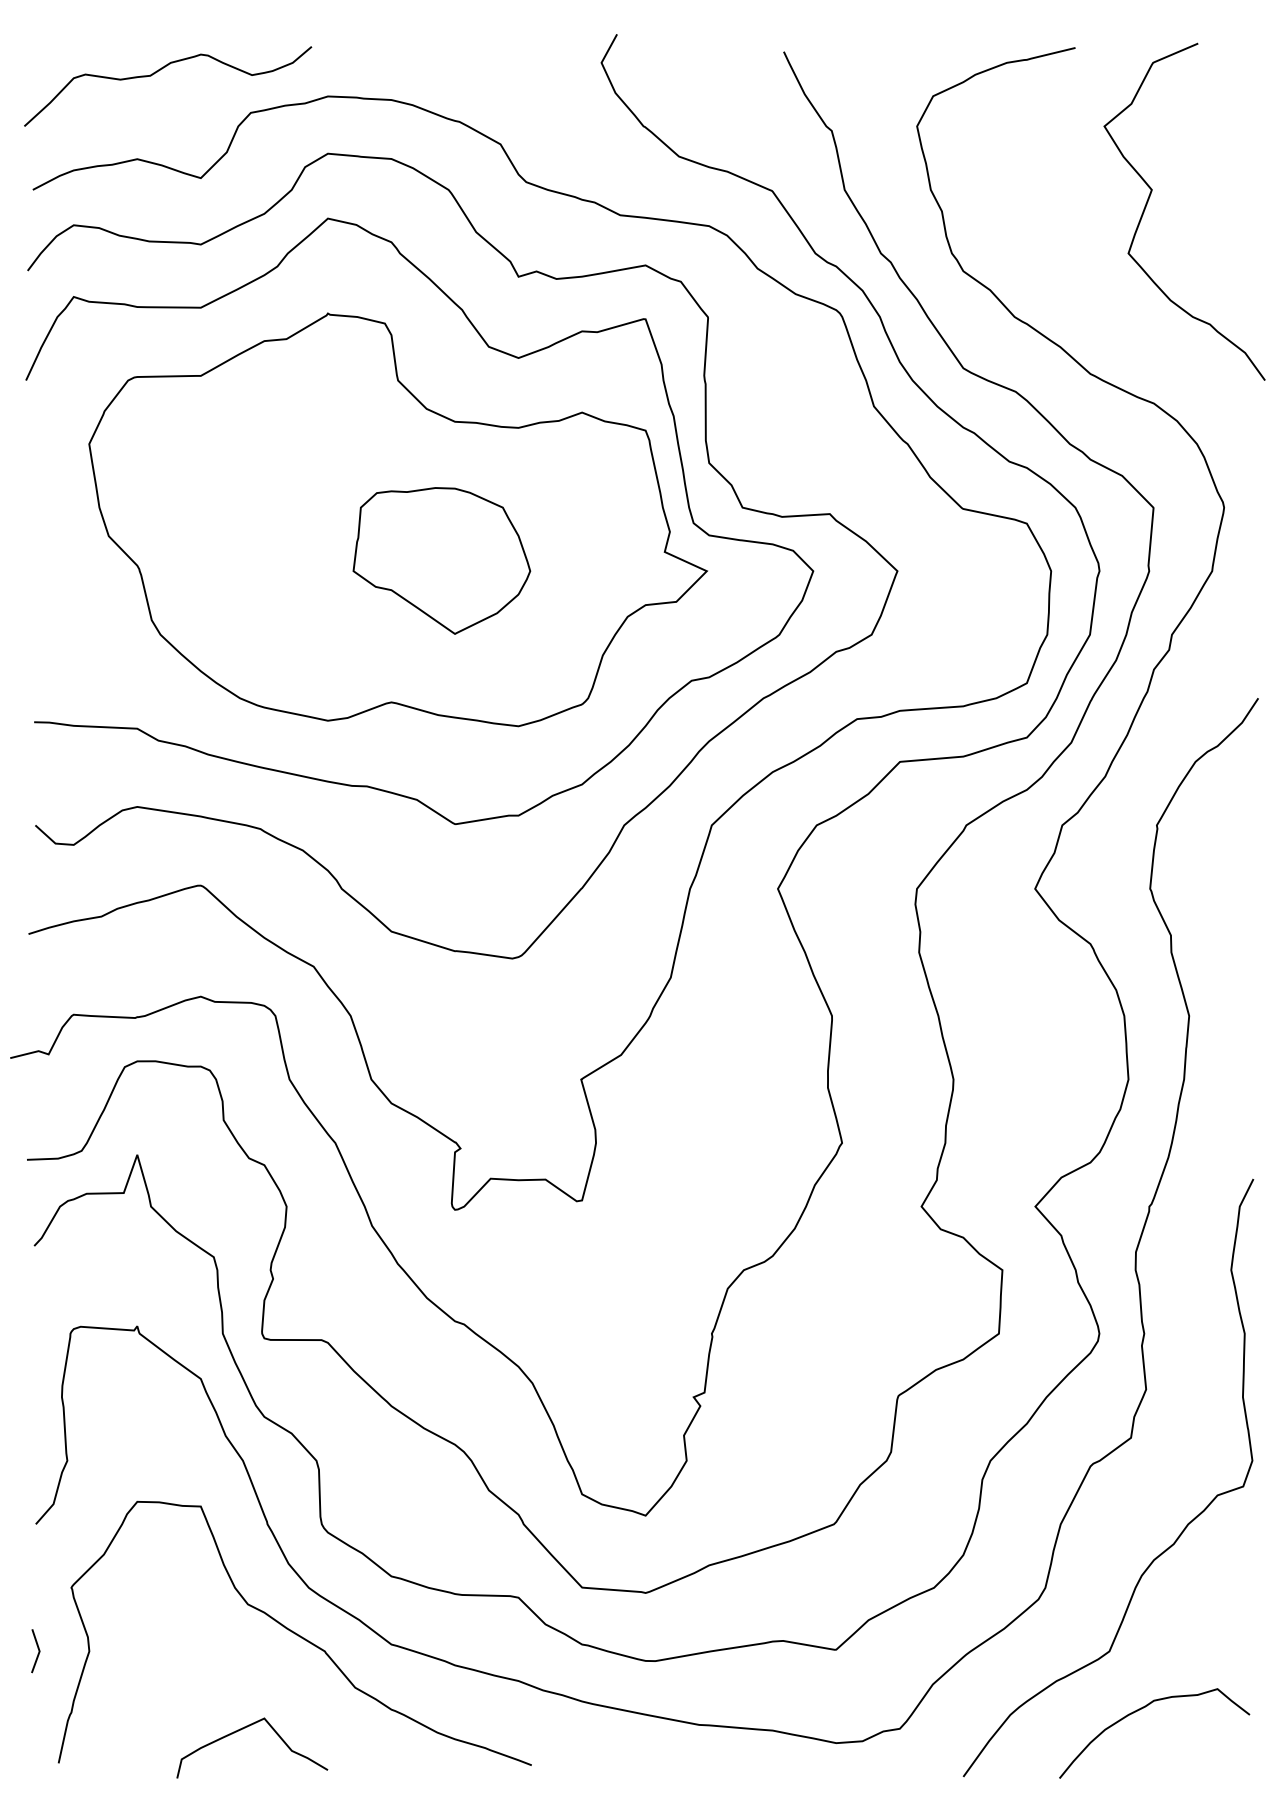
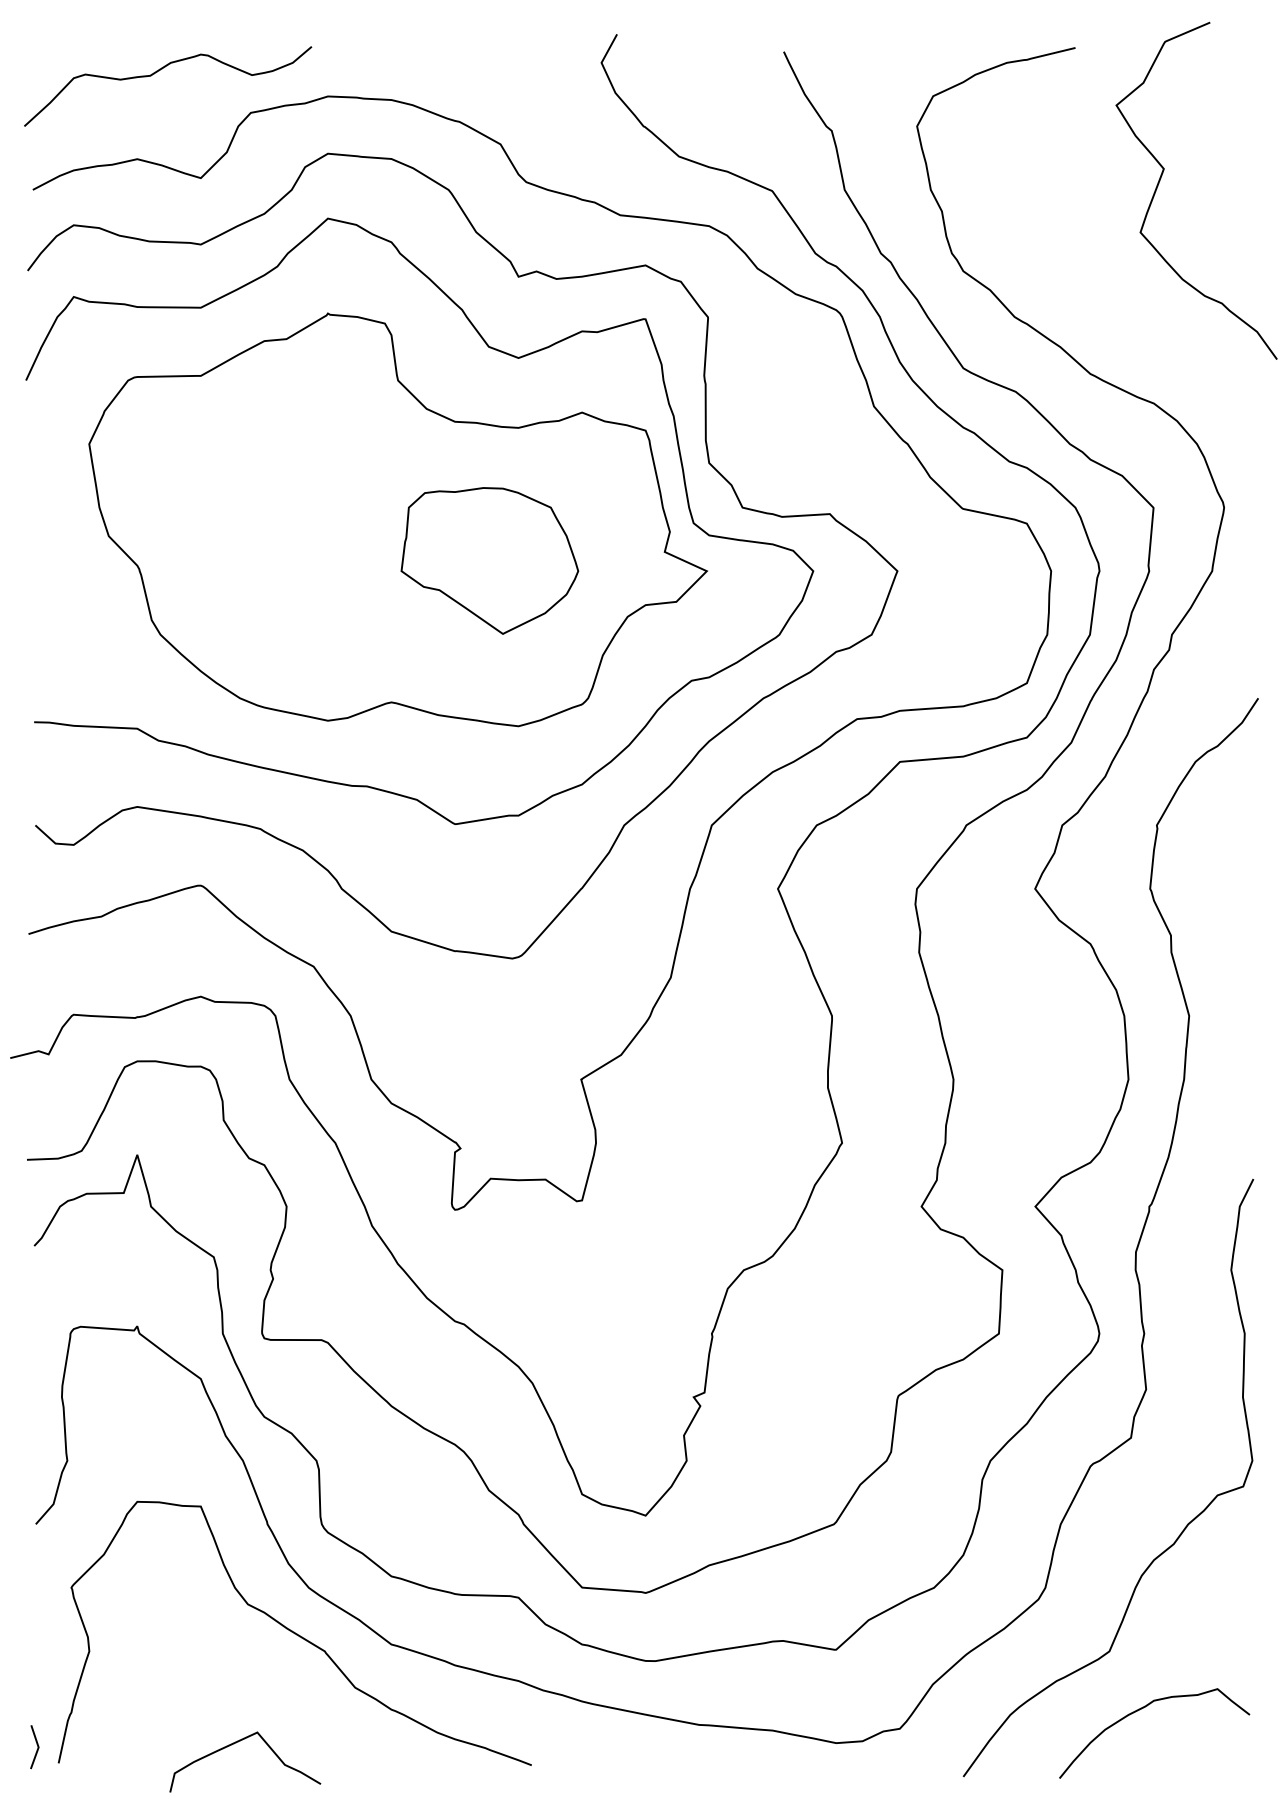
curve position: (1149, 199) -> (1161, 178) (1161, 178)
part position: (441, 560) -> (489, 560) (489, 560)
line position: (38, 1651) -> (37, 1747) (37, 1747)
curve position: (243, 1729) -> (236, 1743) (236, 1743)
